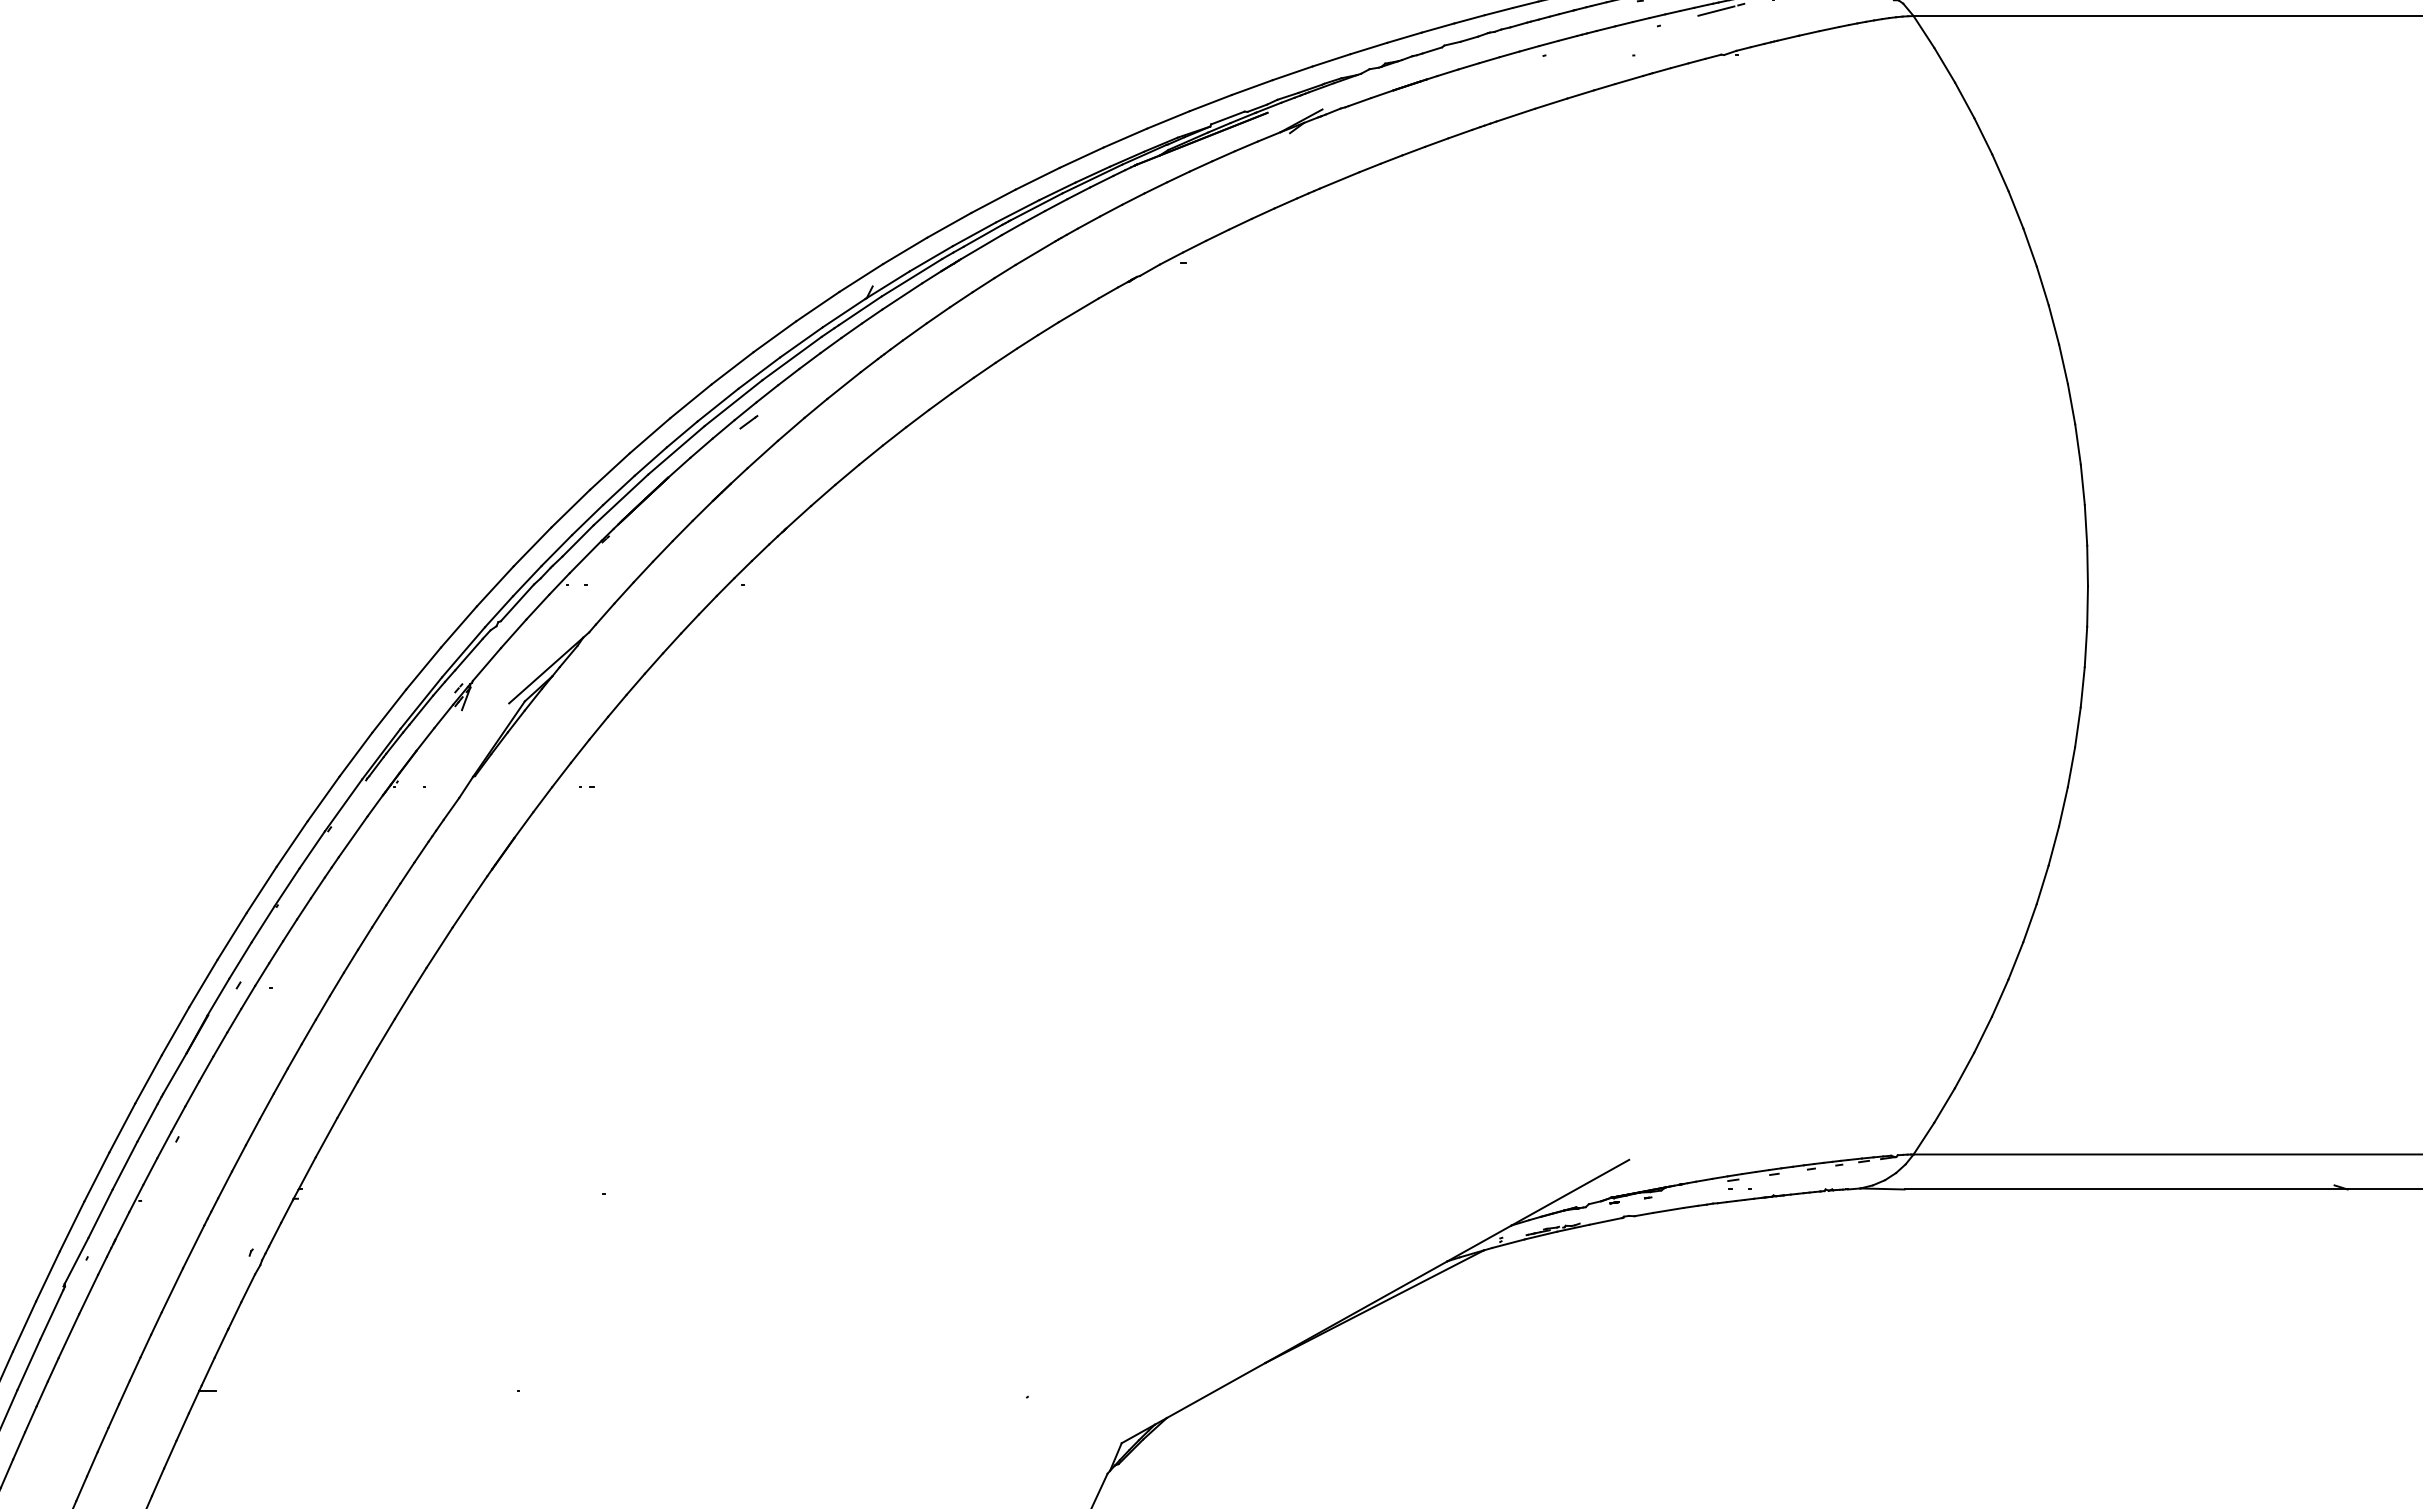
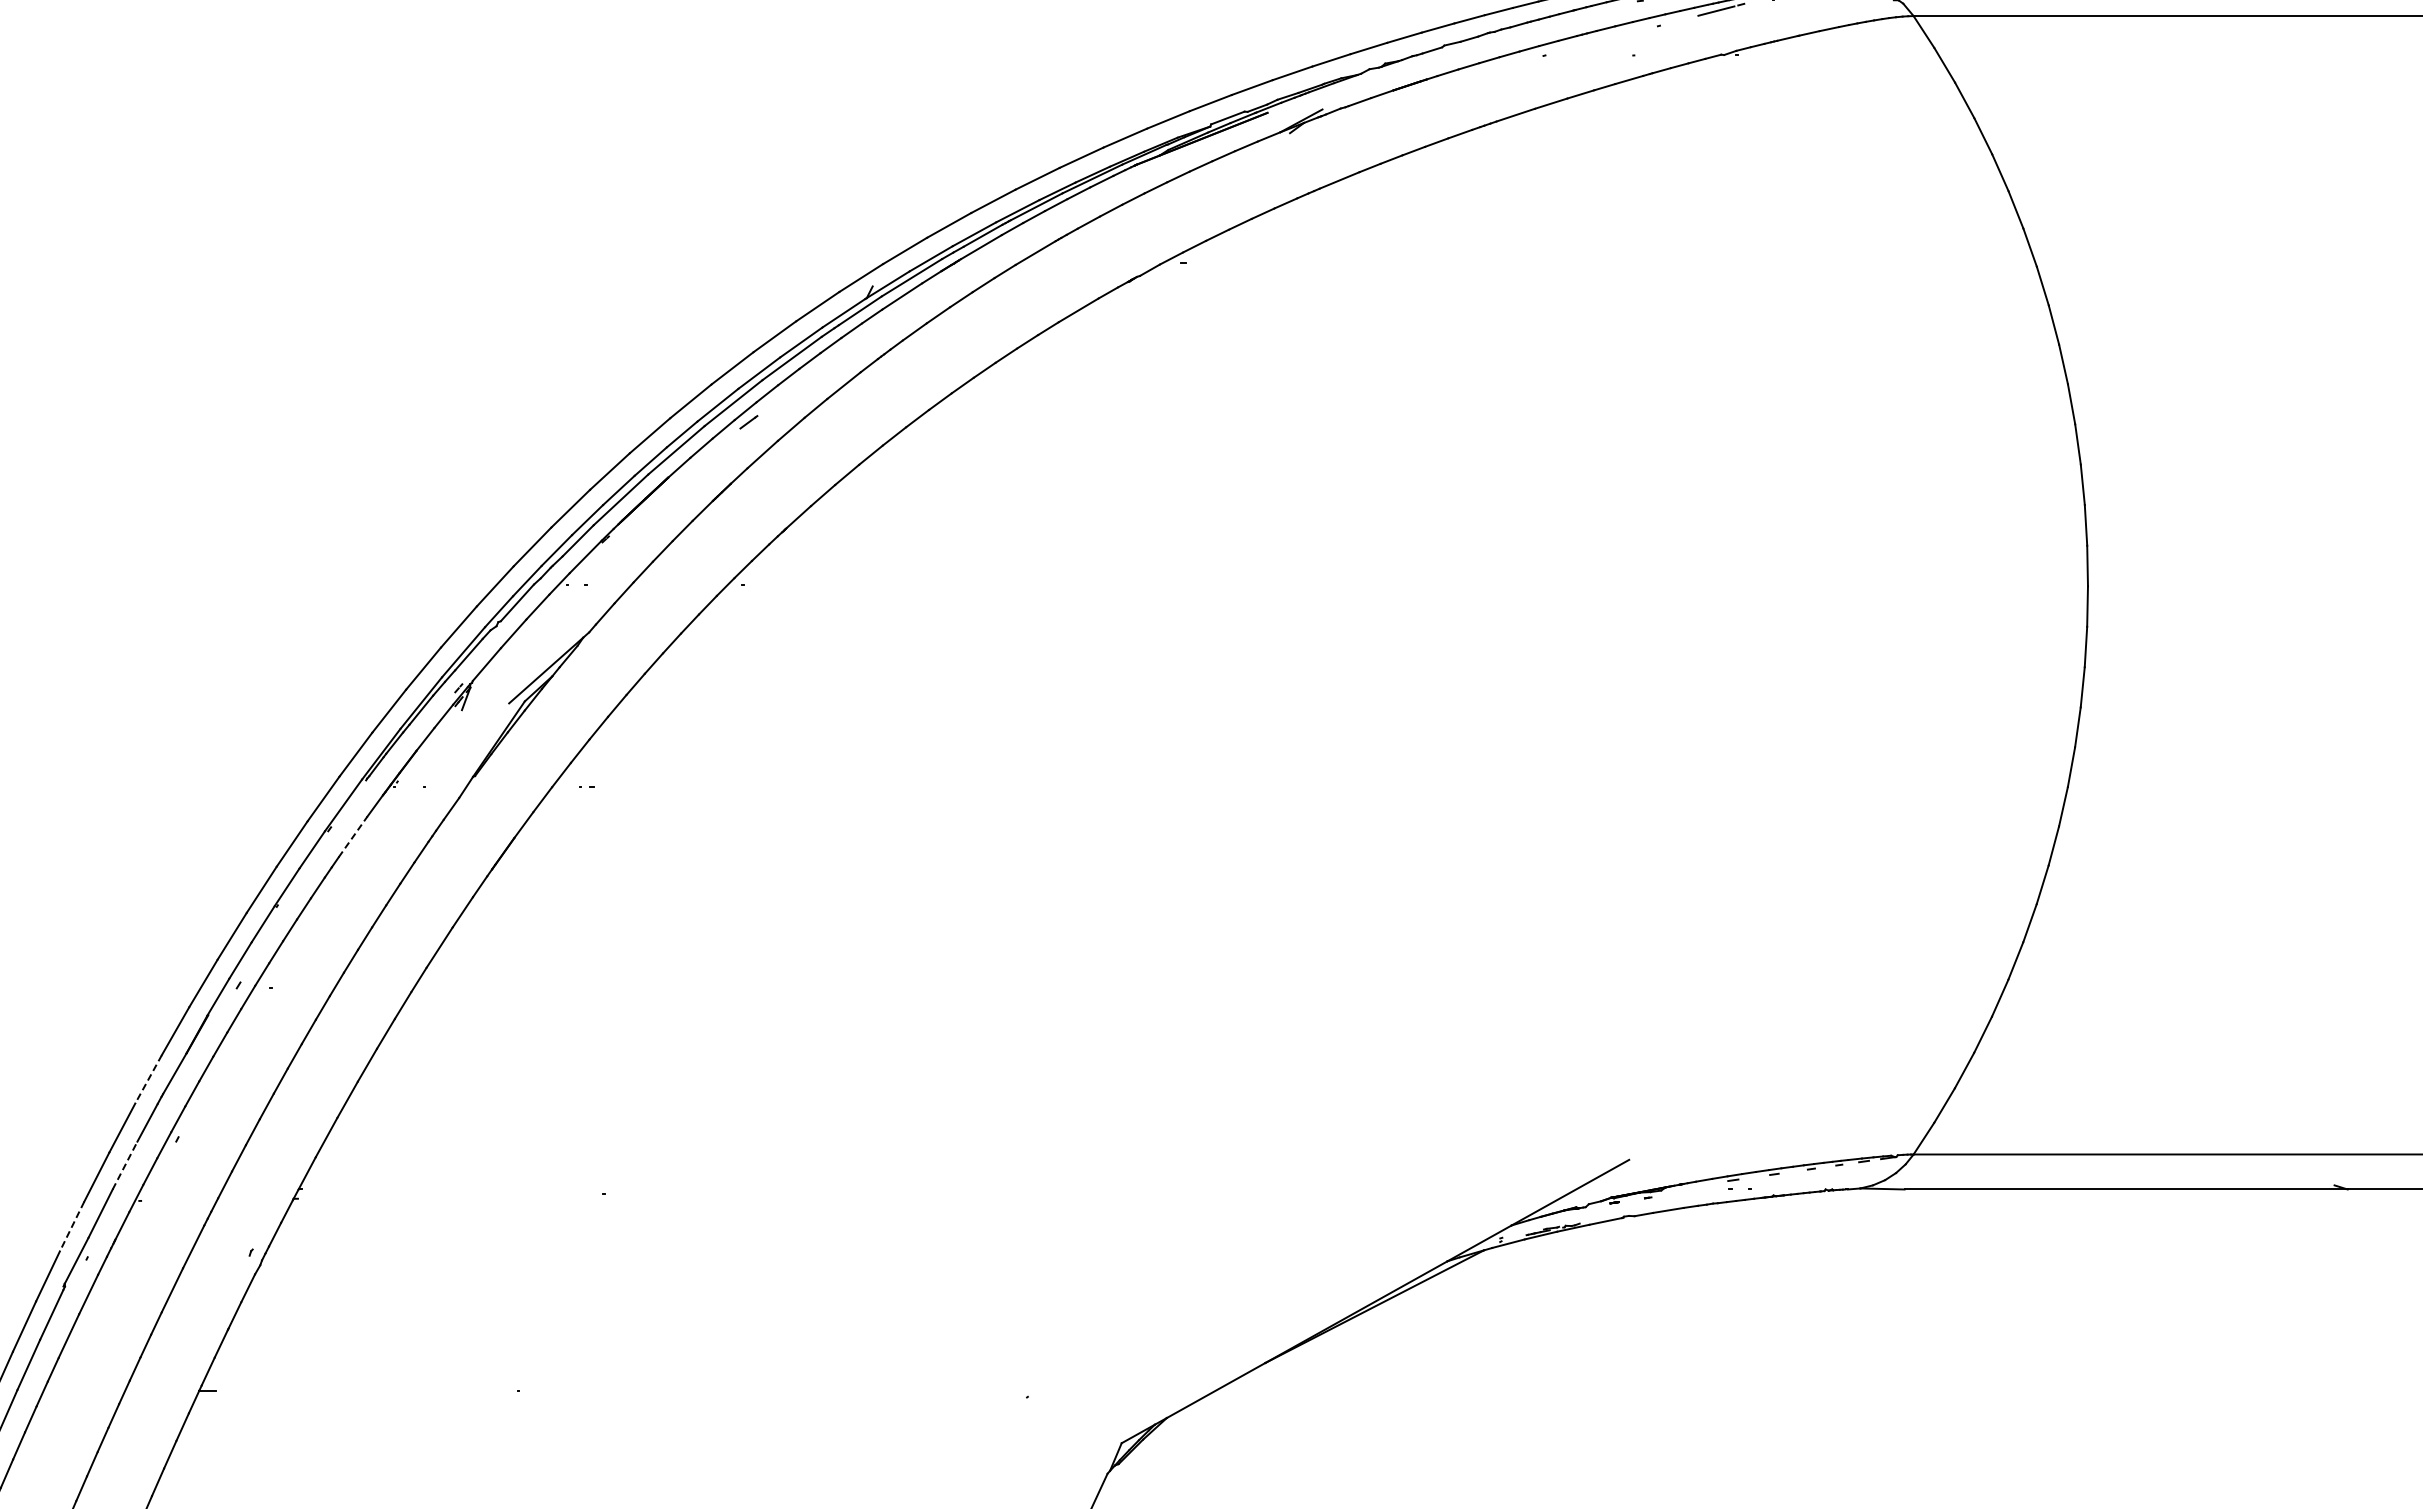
line: solid -> dashed (353, 836)
line: solid -> dashed (148, 1079)
line: solid -> dashed (125, 1165)
line: solid -> dashed (72, 1226)
